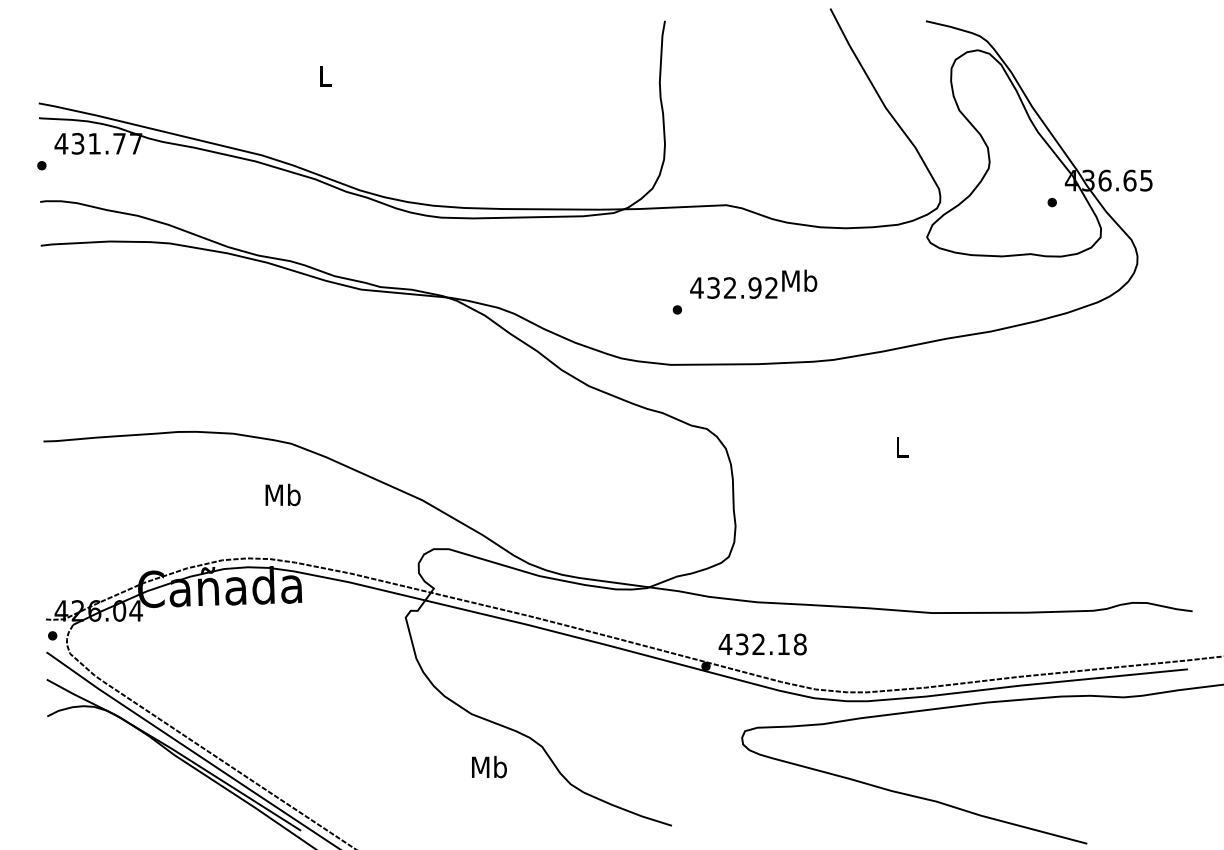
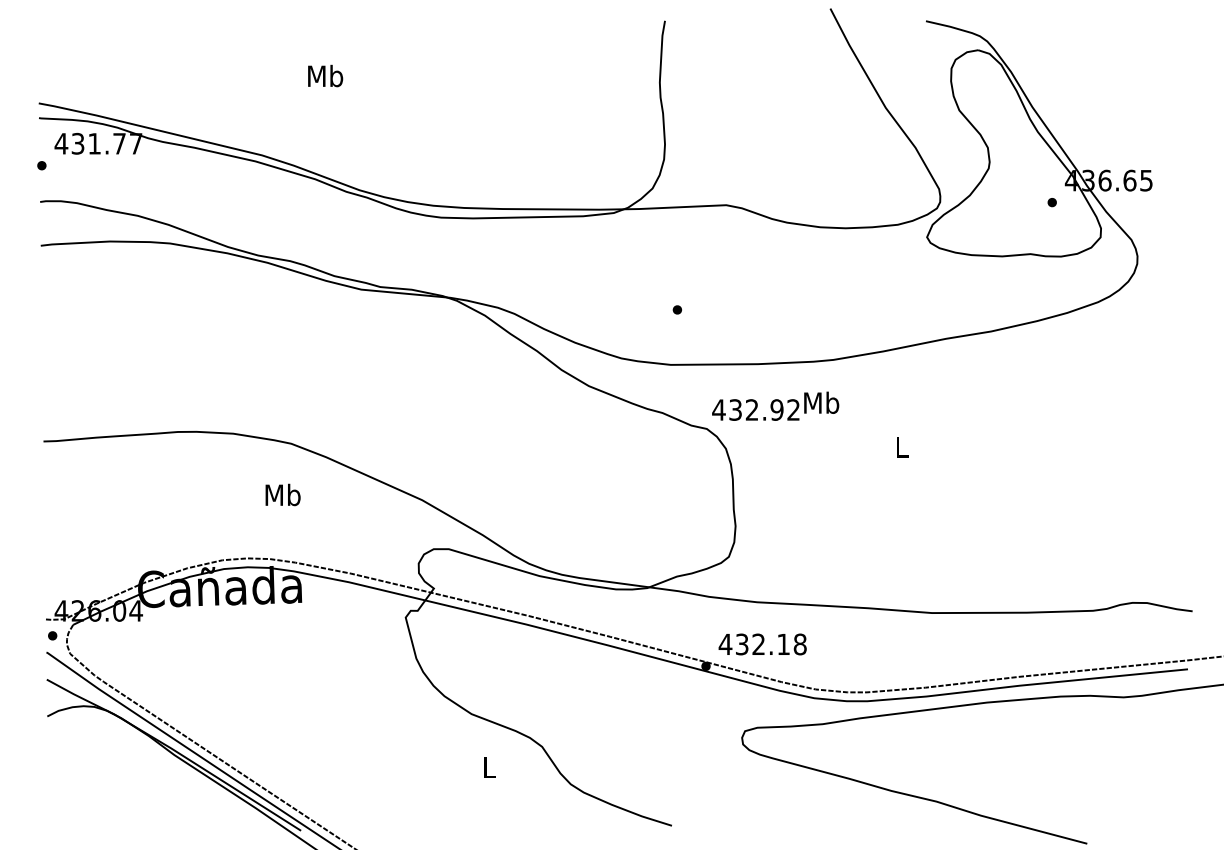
text: L -> Mb (325, 75)
text position: (753, 283) -> (775, 405) (775, 405)
text: Mb -> L (489, 766)
